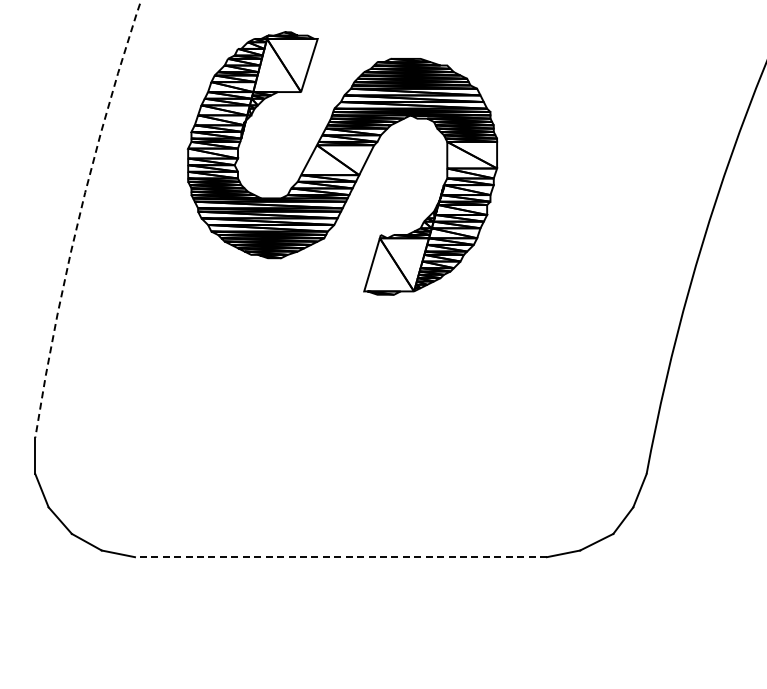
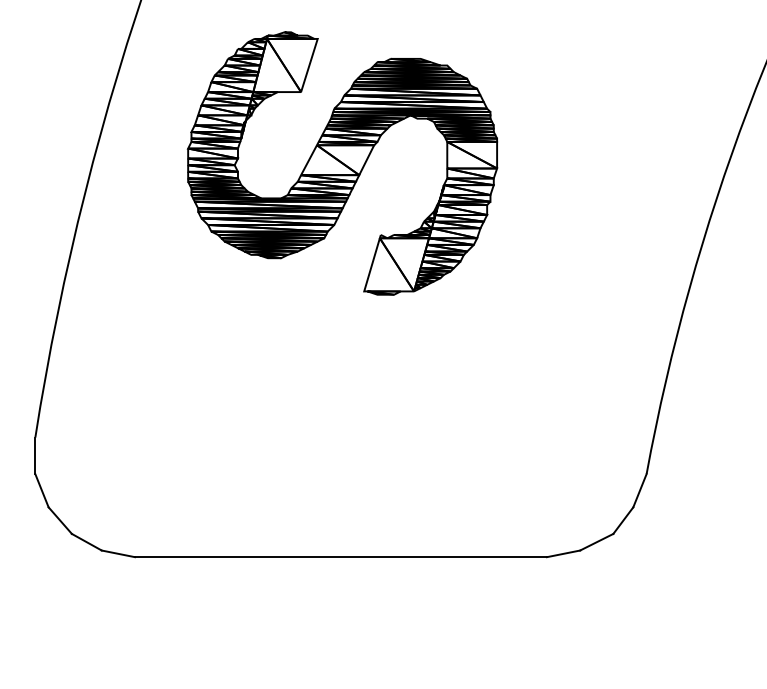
arc: dashed -> solid (79, 216)
line: dashed -> solid (340, 557)
